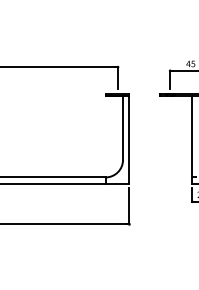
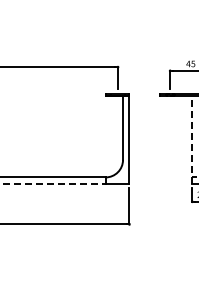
line: solid -> dashed (192, 140)
line: solid -> dashed (53, 183)
